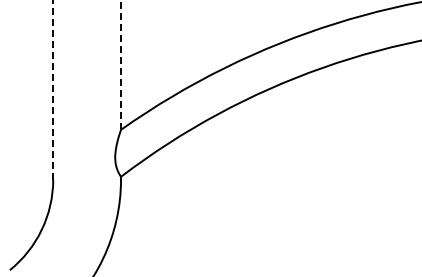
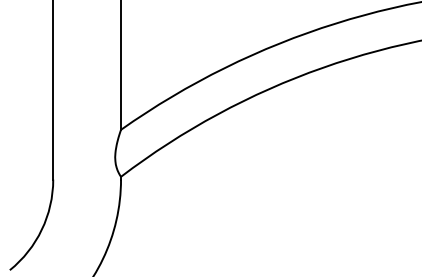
line: dashed -> solid (121, 64)
line: dashed -> solid (53, 89)
